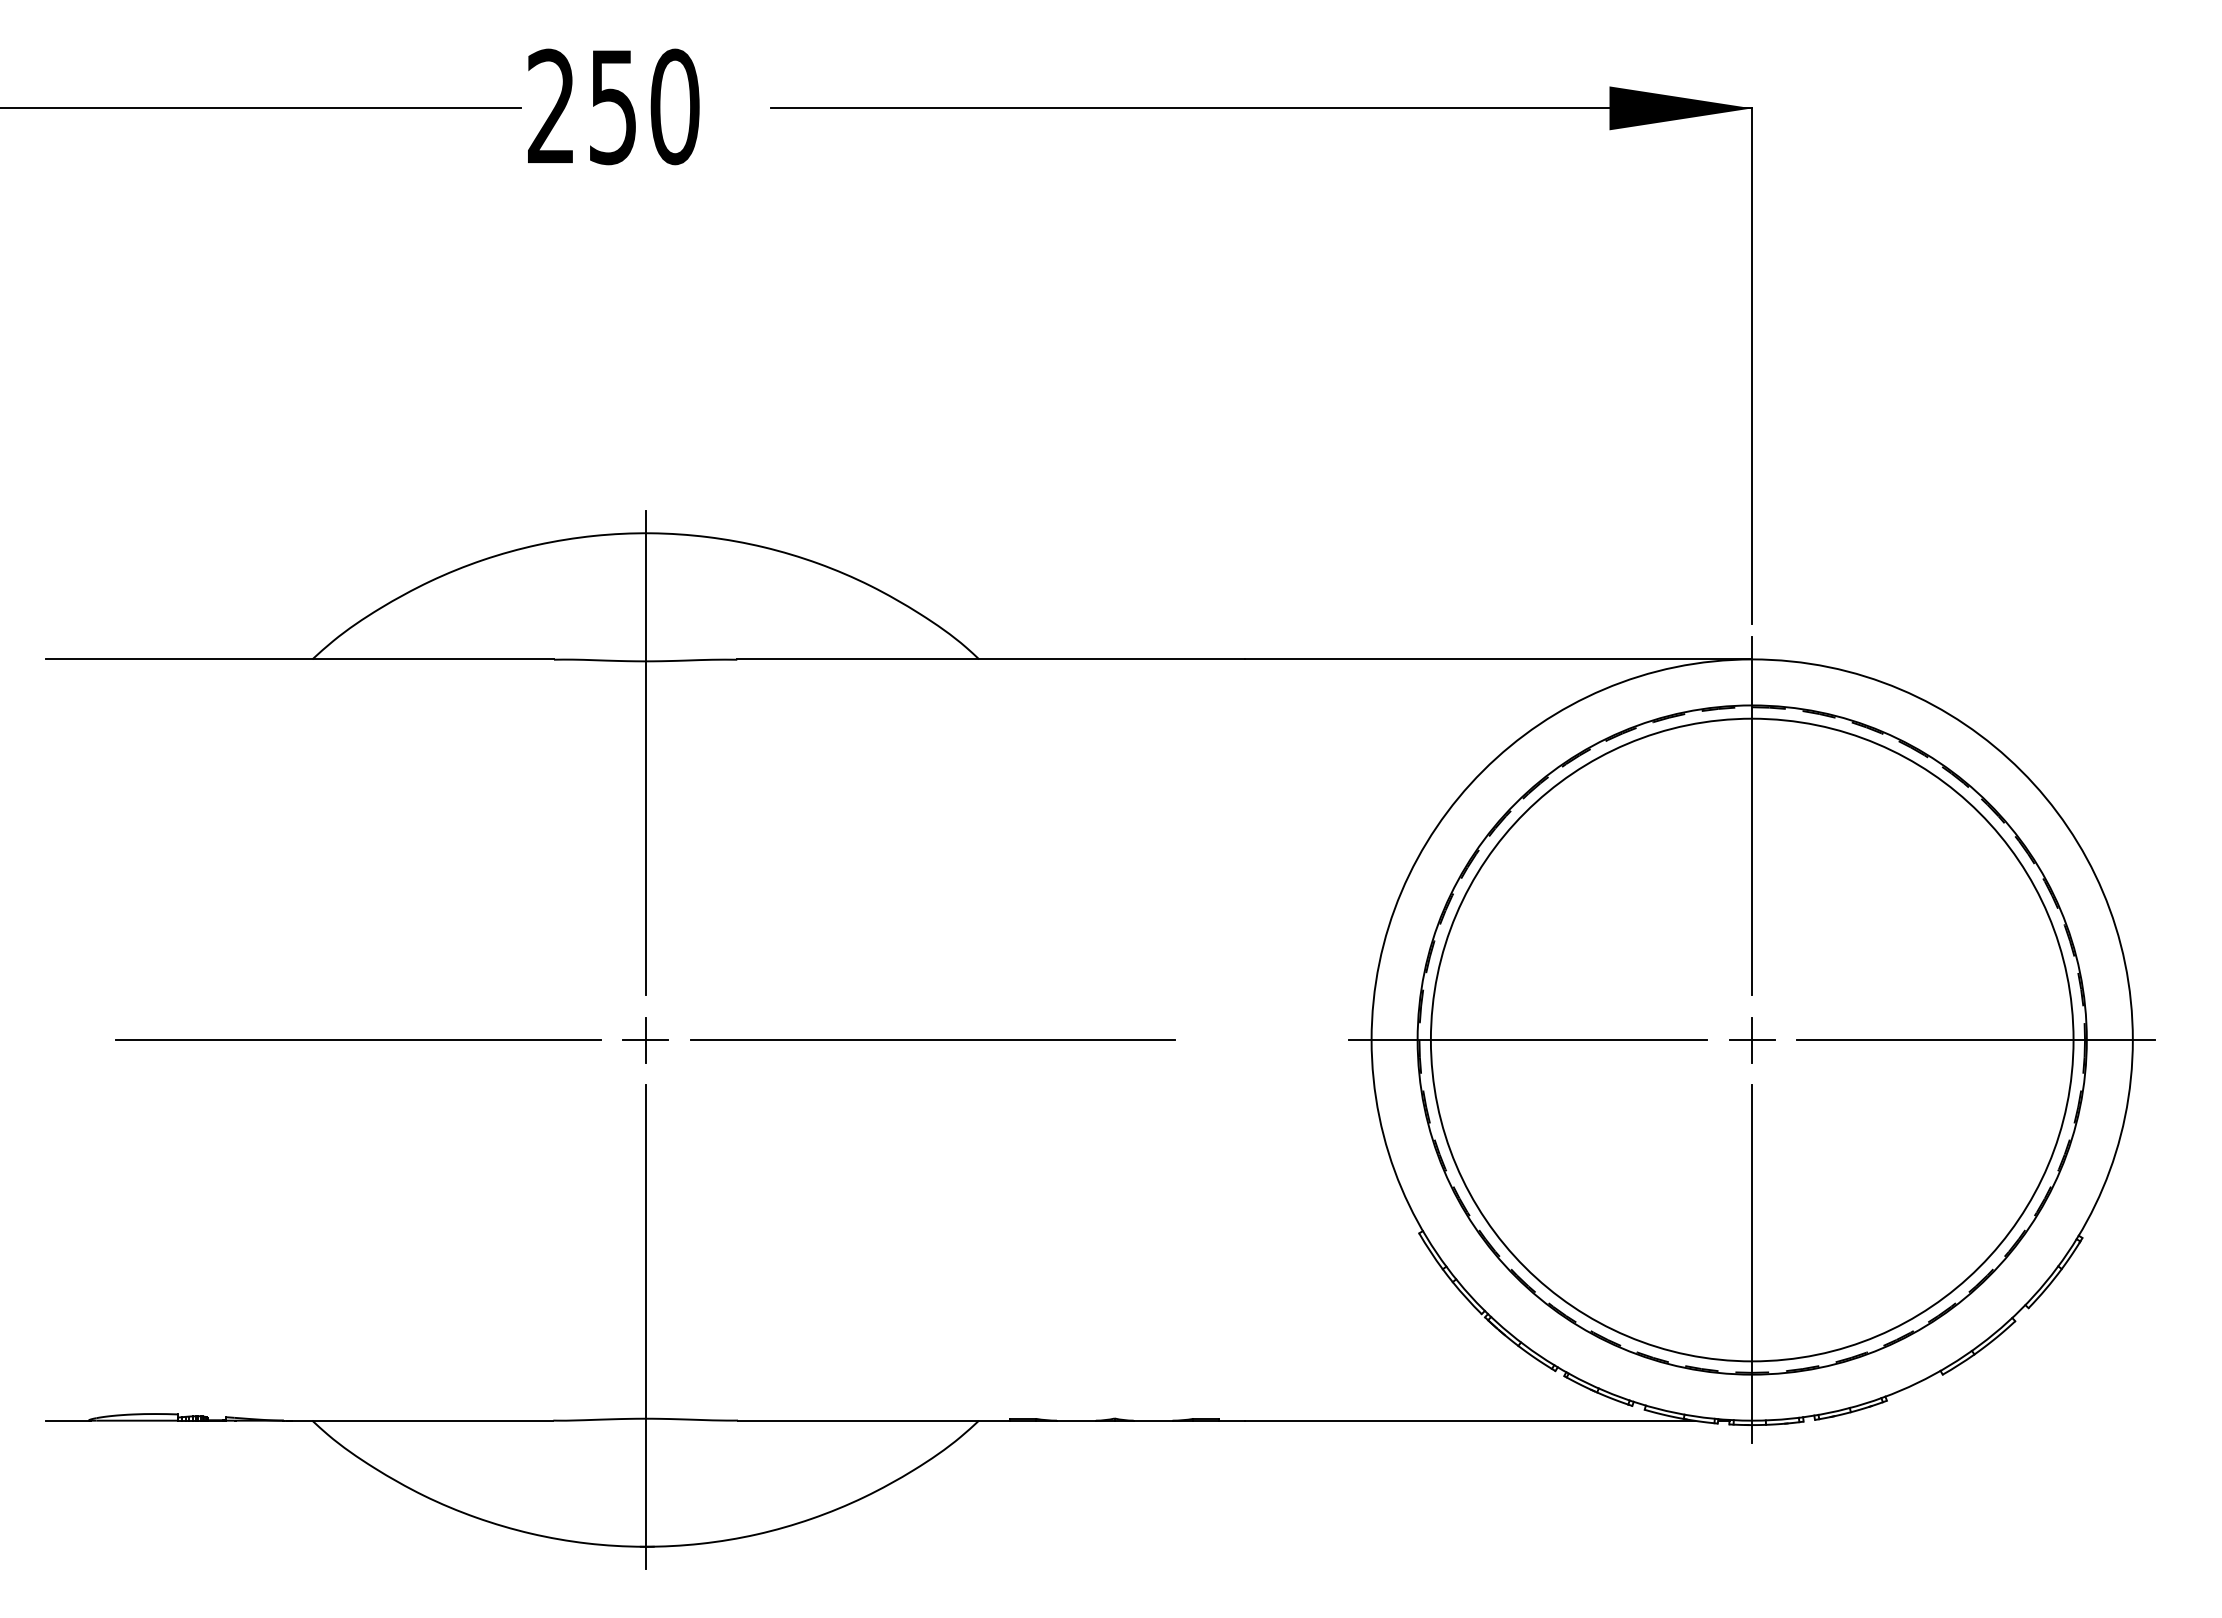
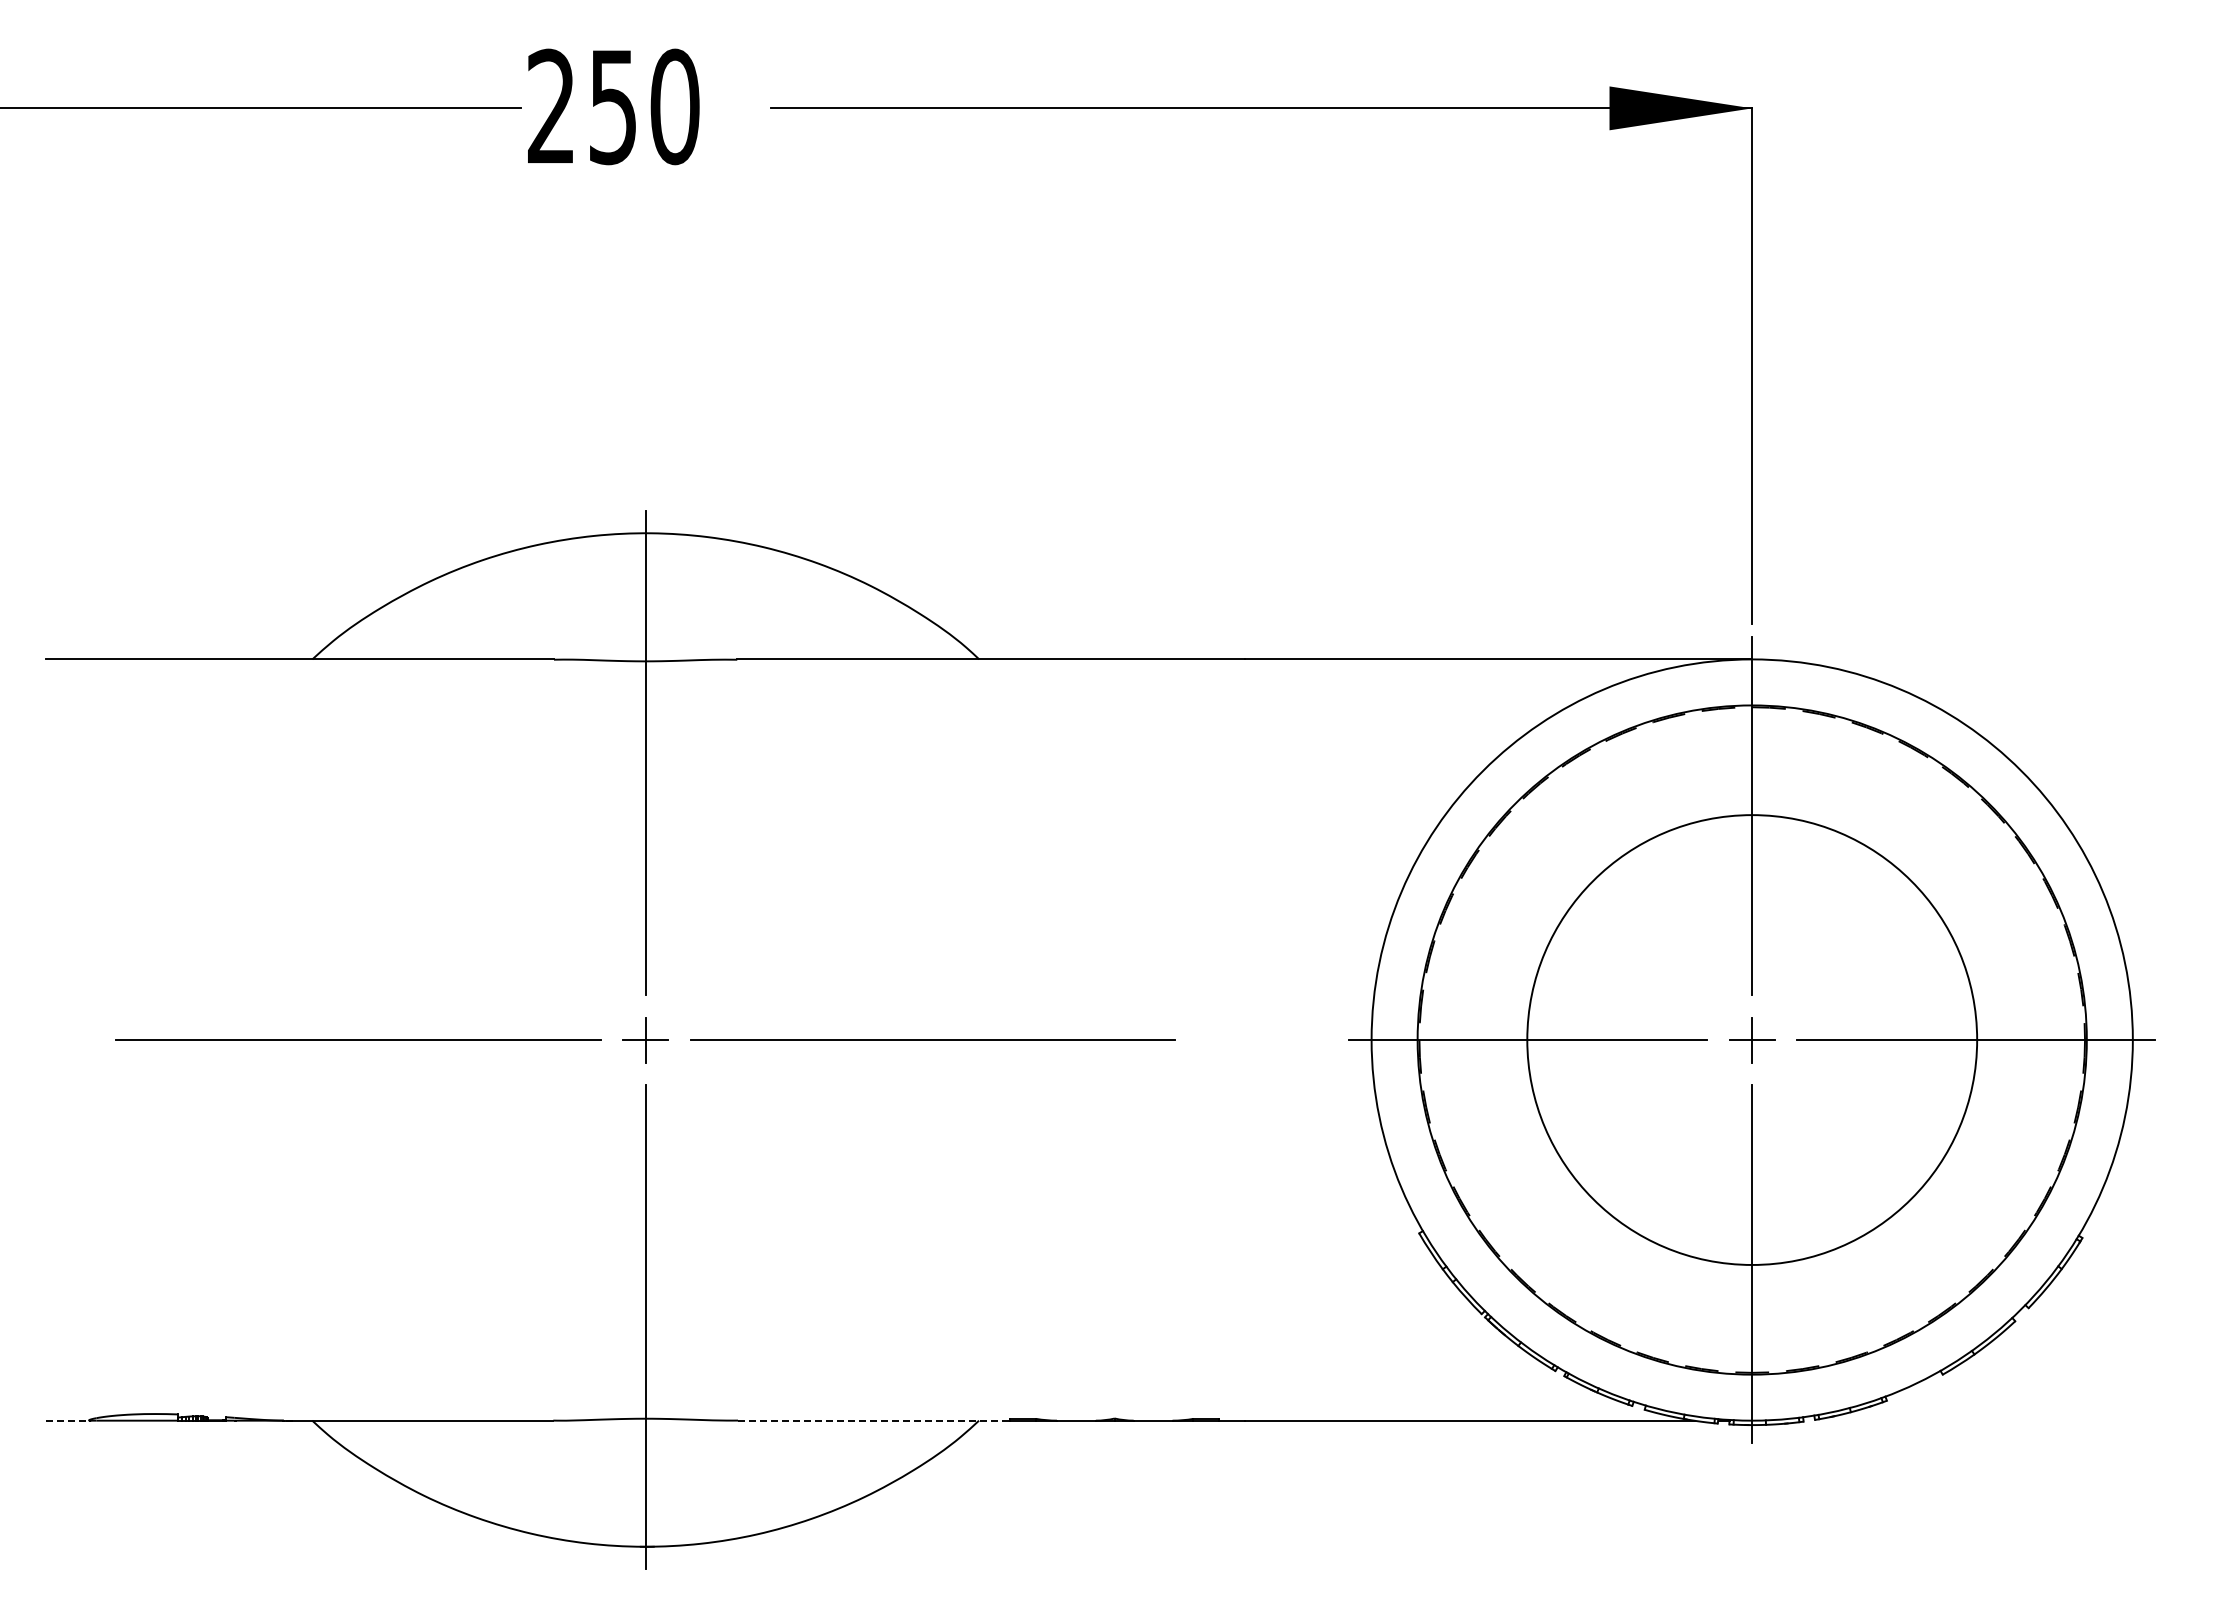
circle diameter: 643 px -> 450 px (1752, 1039)
line: solid -> dashed (68, 1420)
line: solid -> dashed (874, 1420)
